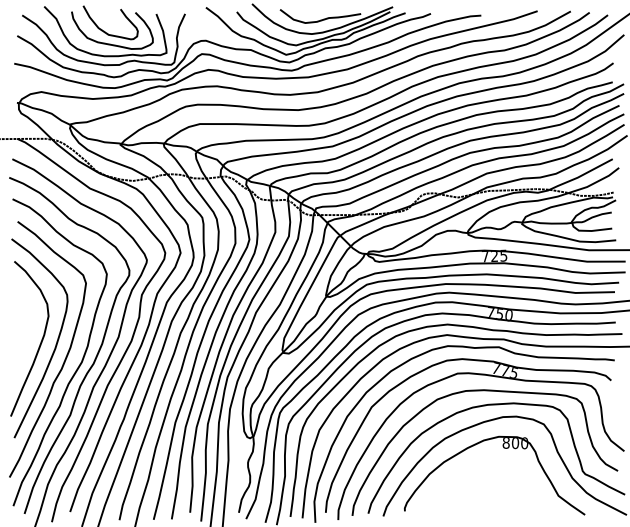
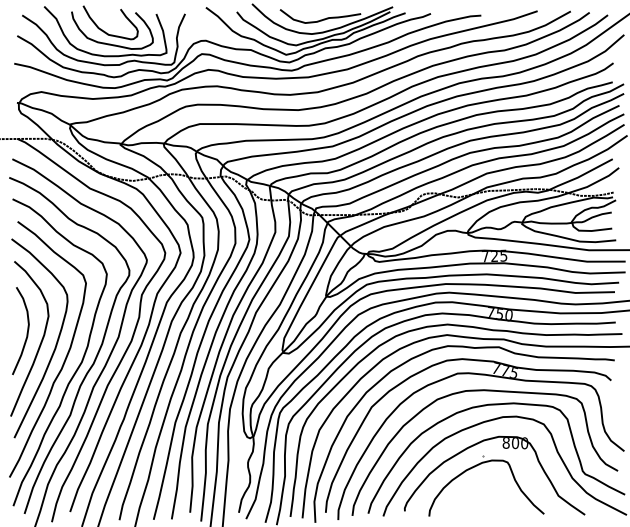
curve: none -> present (26, 332)
part: none -> present (477, 466)
